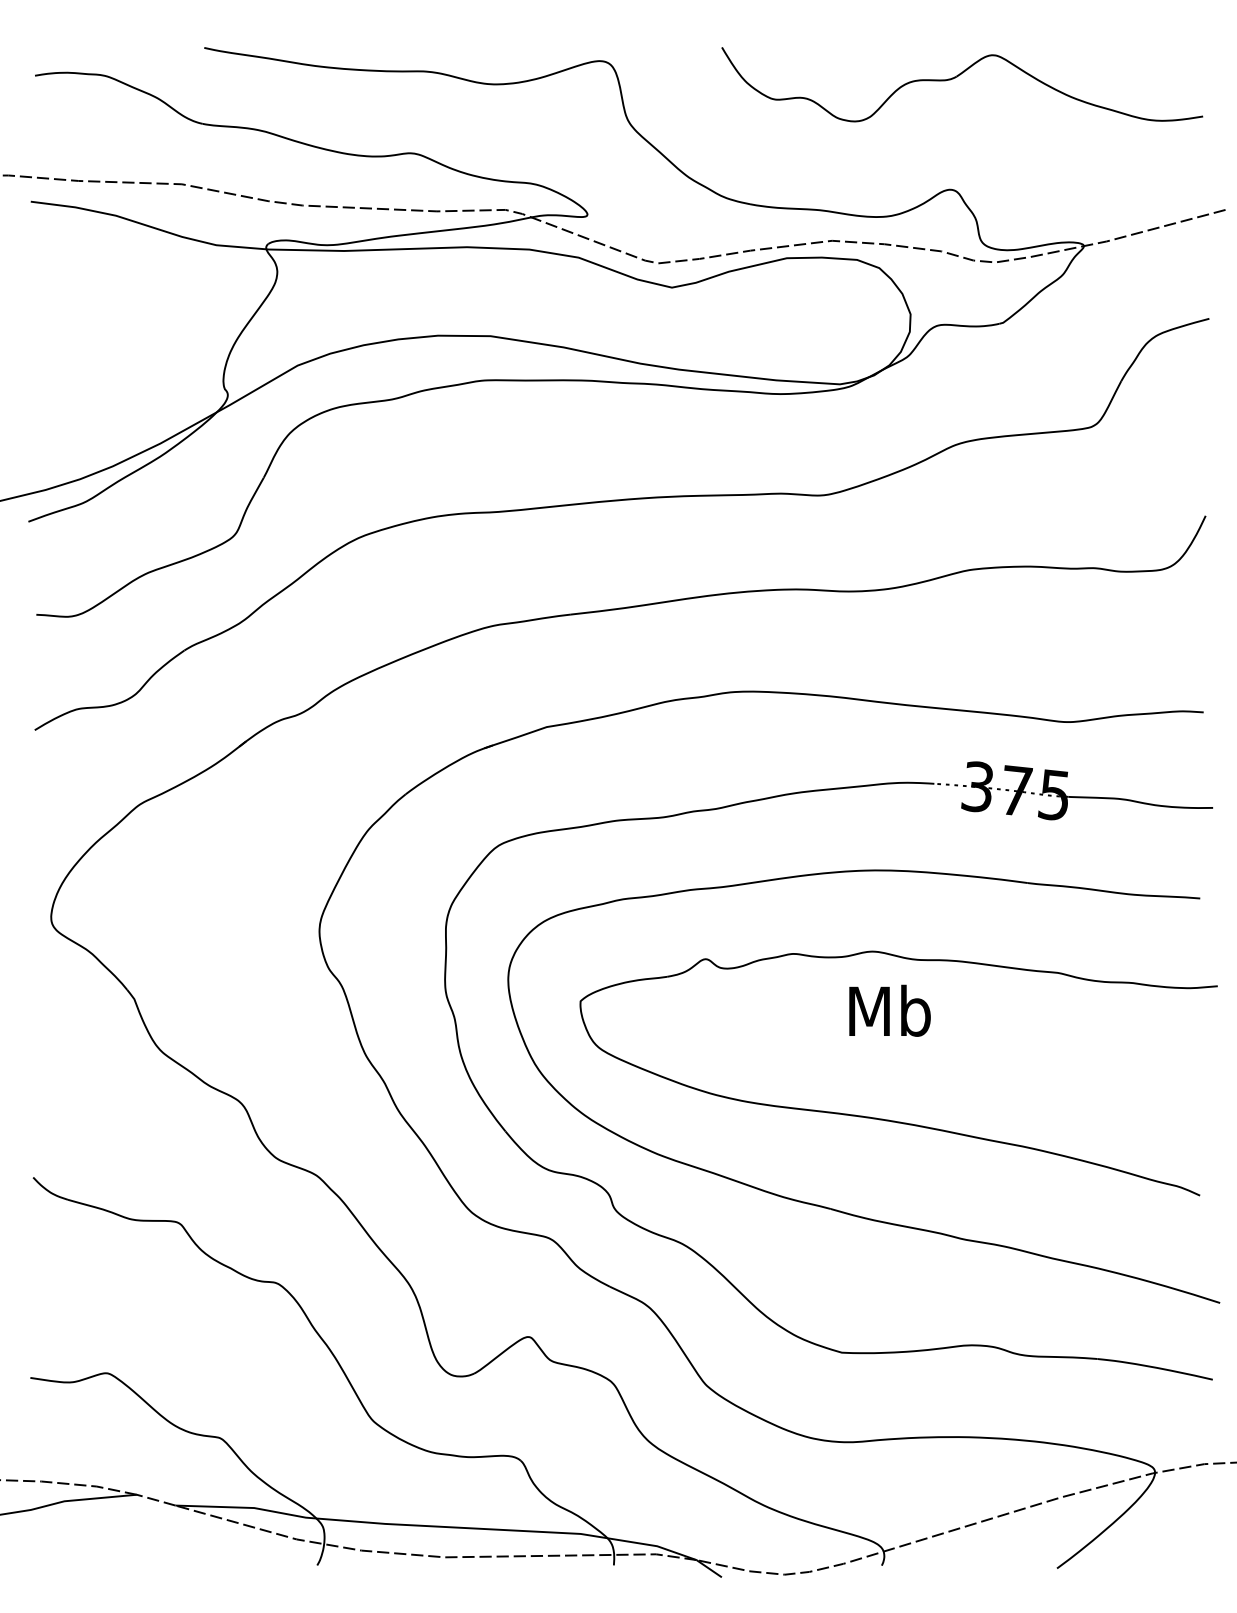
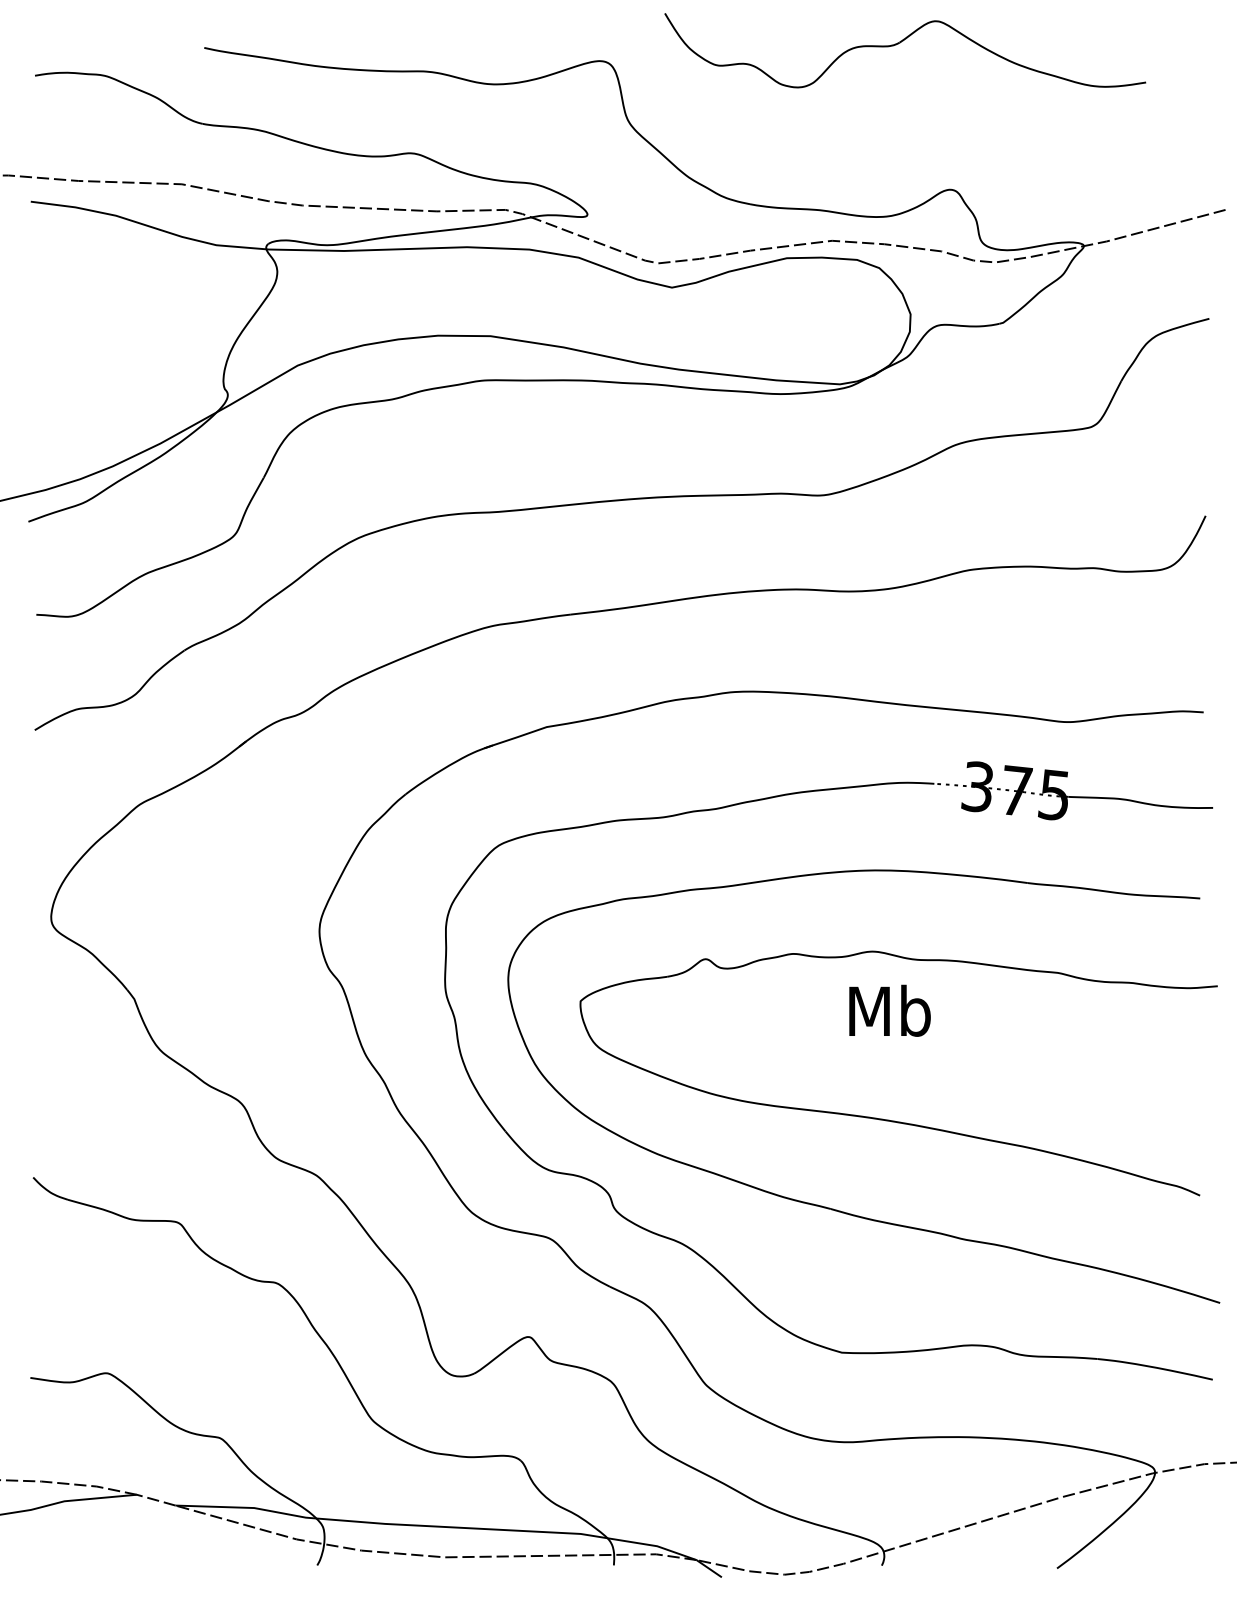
part position: (957, 77) -> (900, 43) (900, 43)
